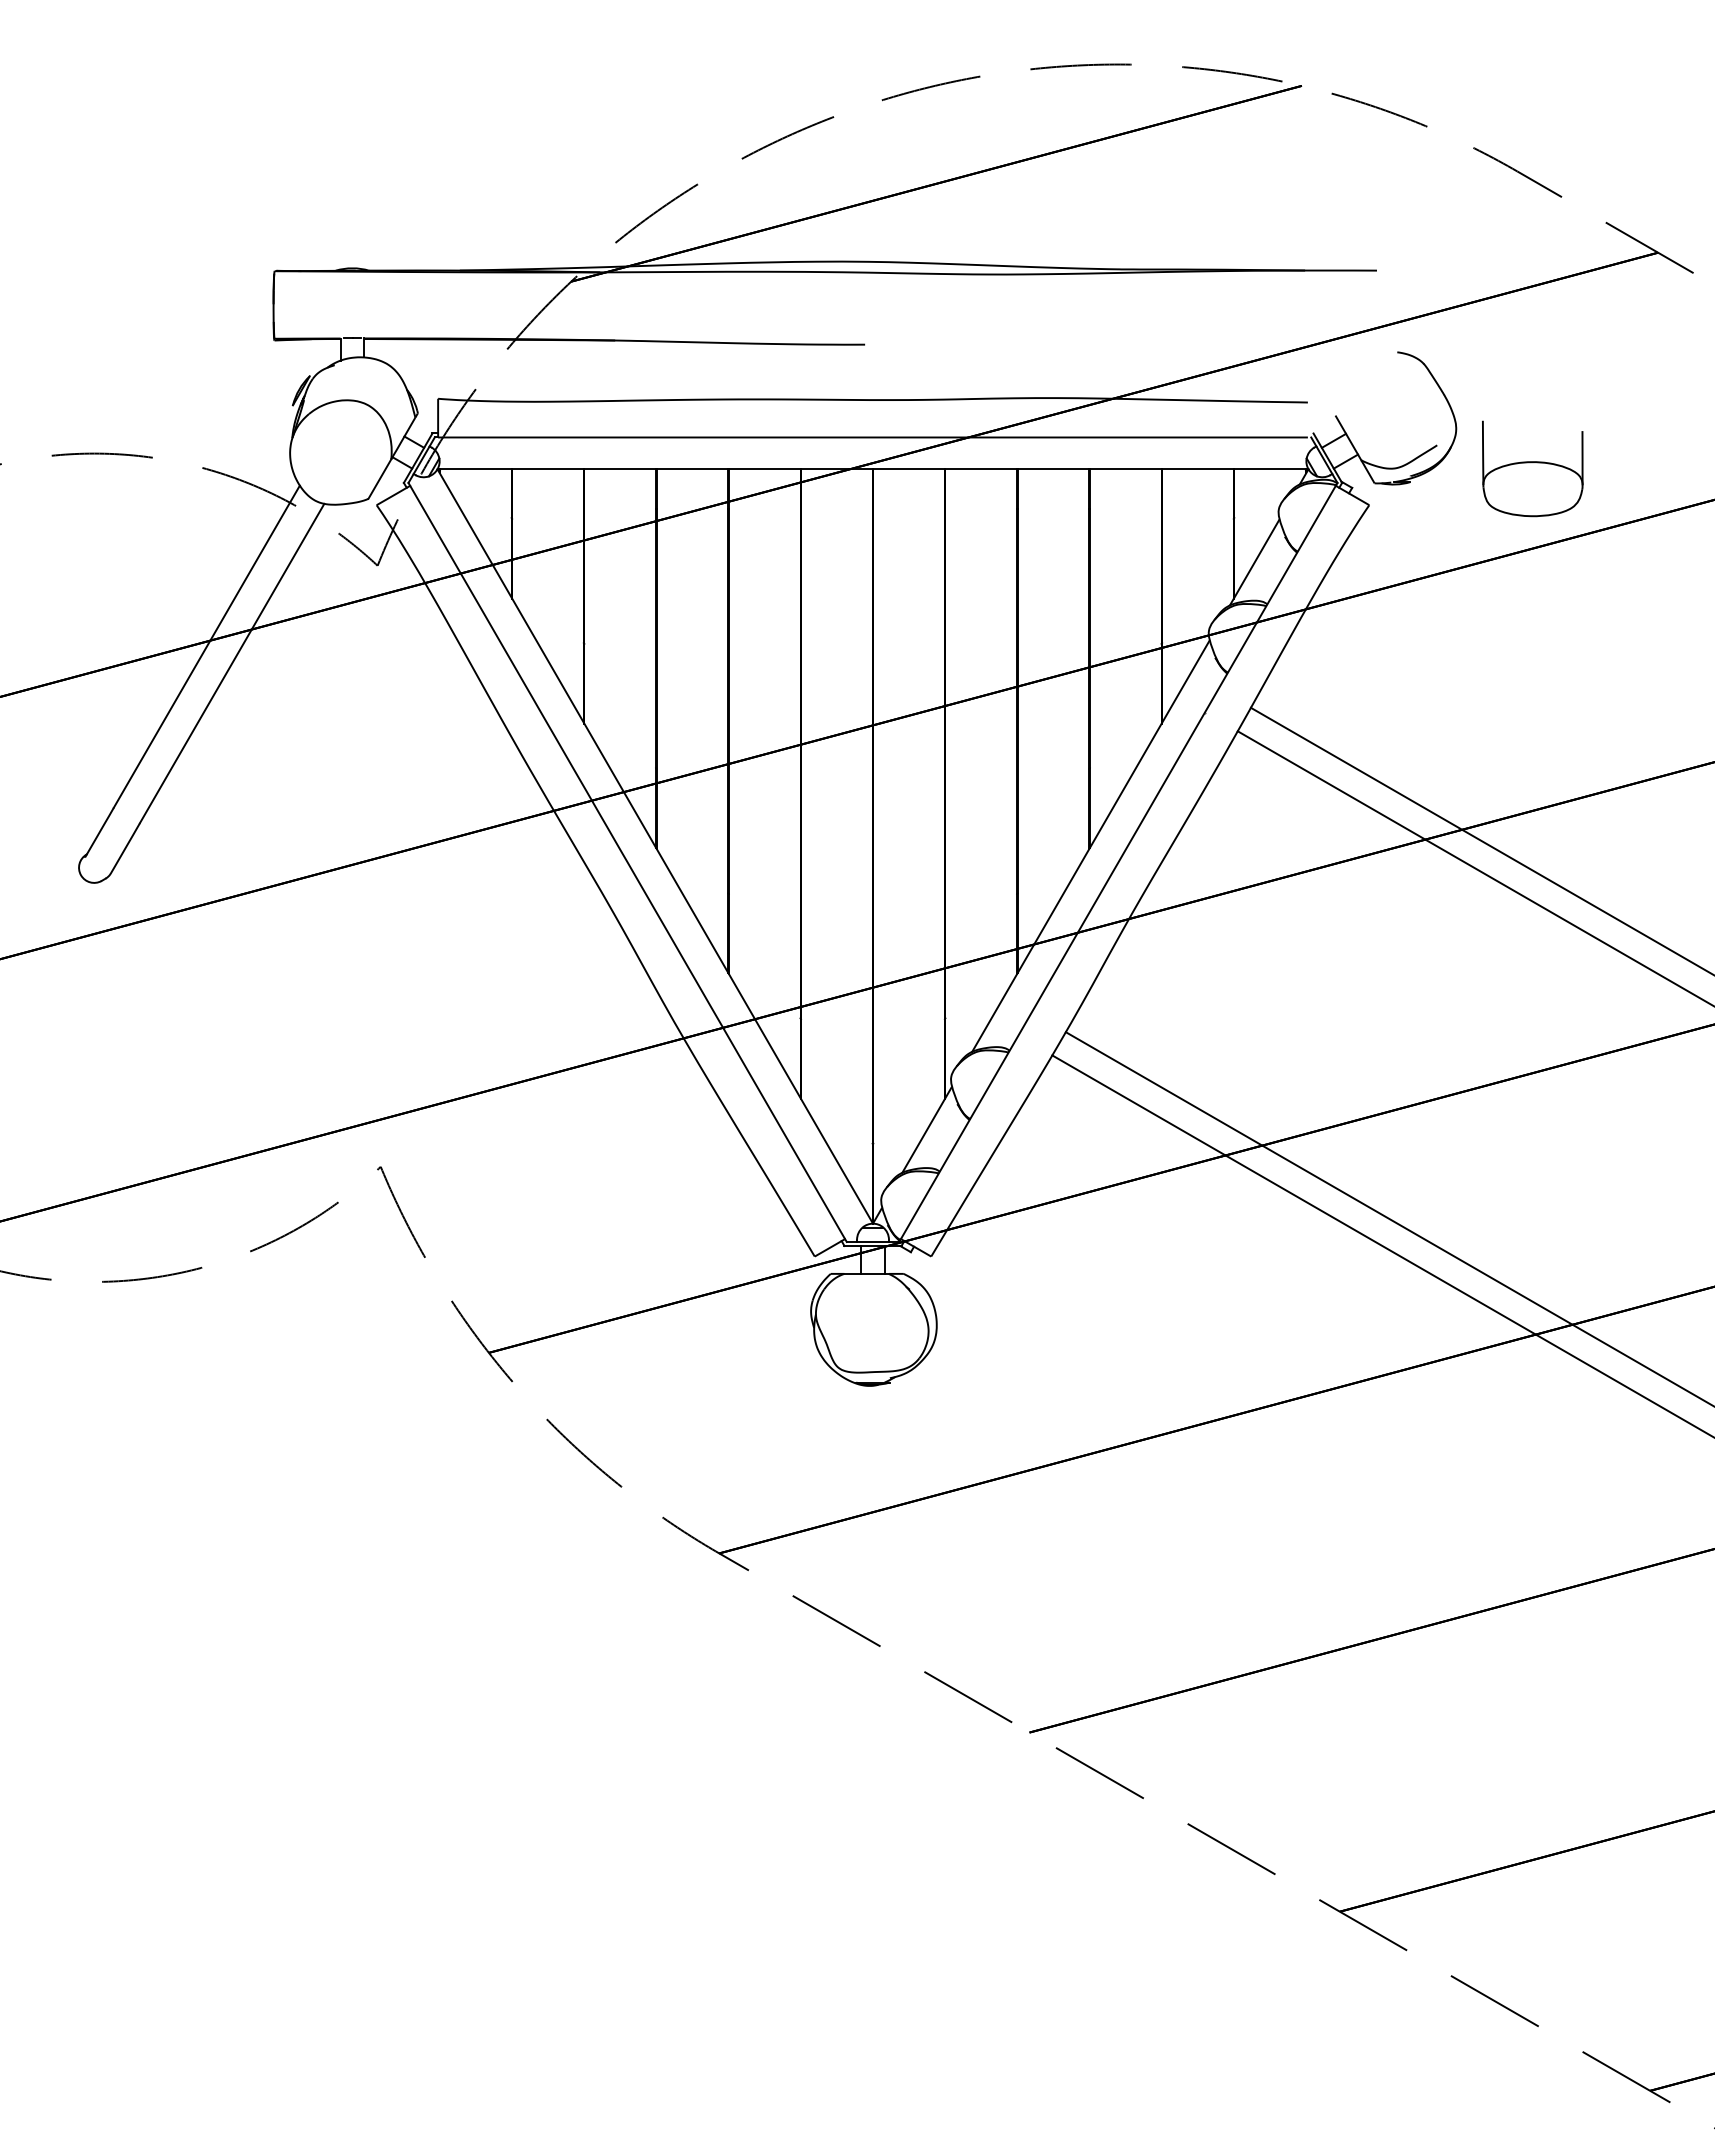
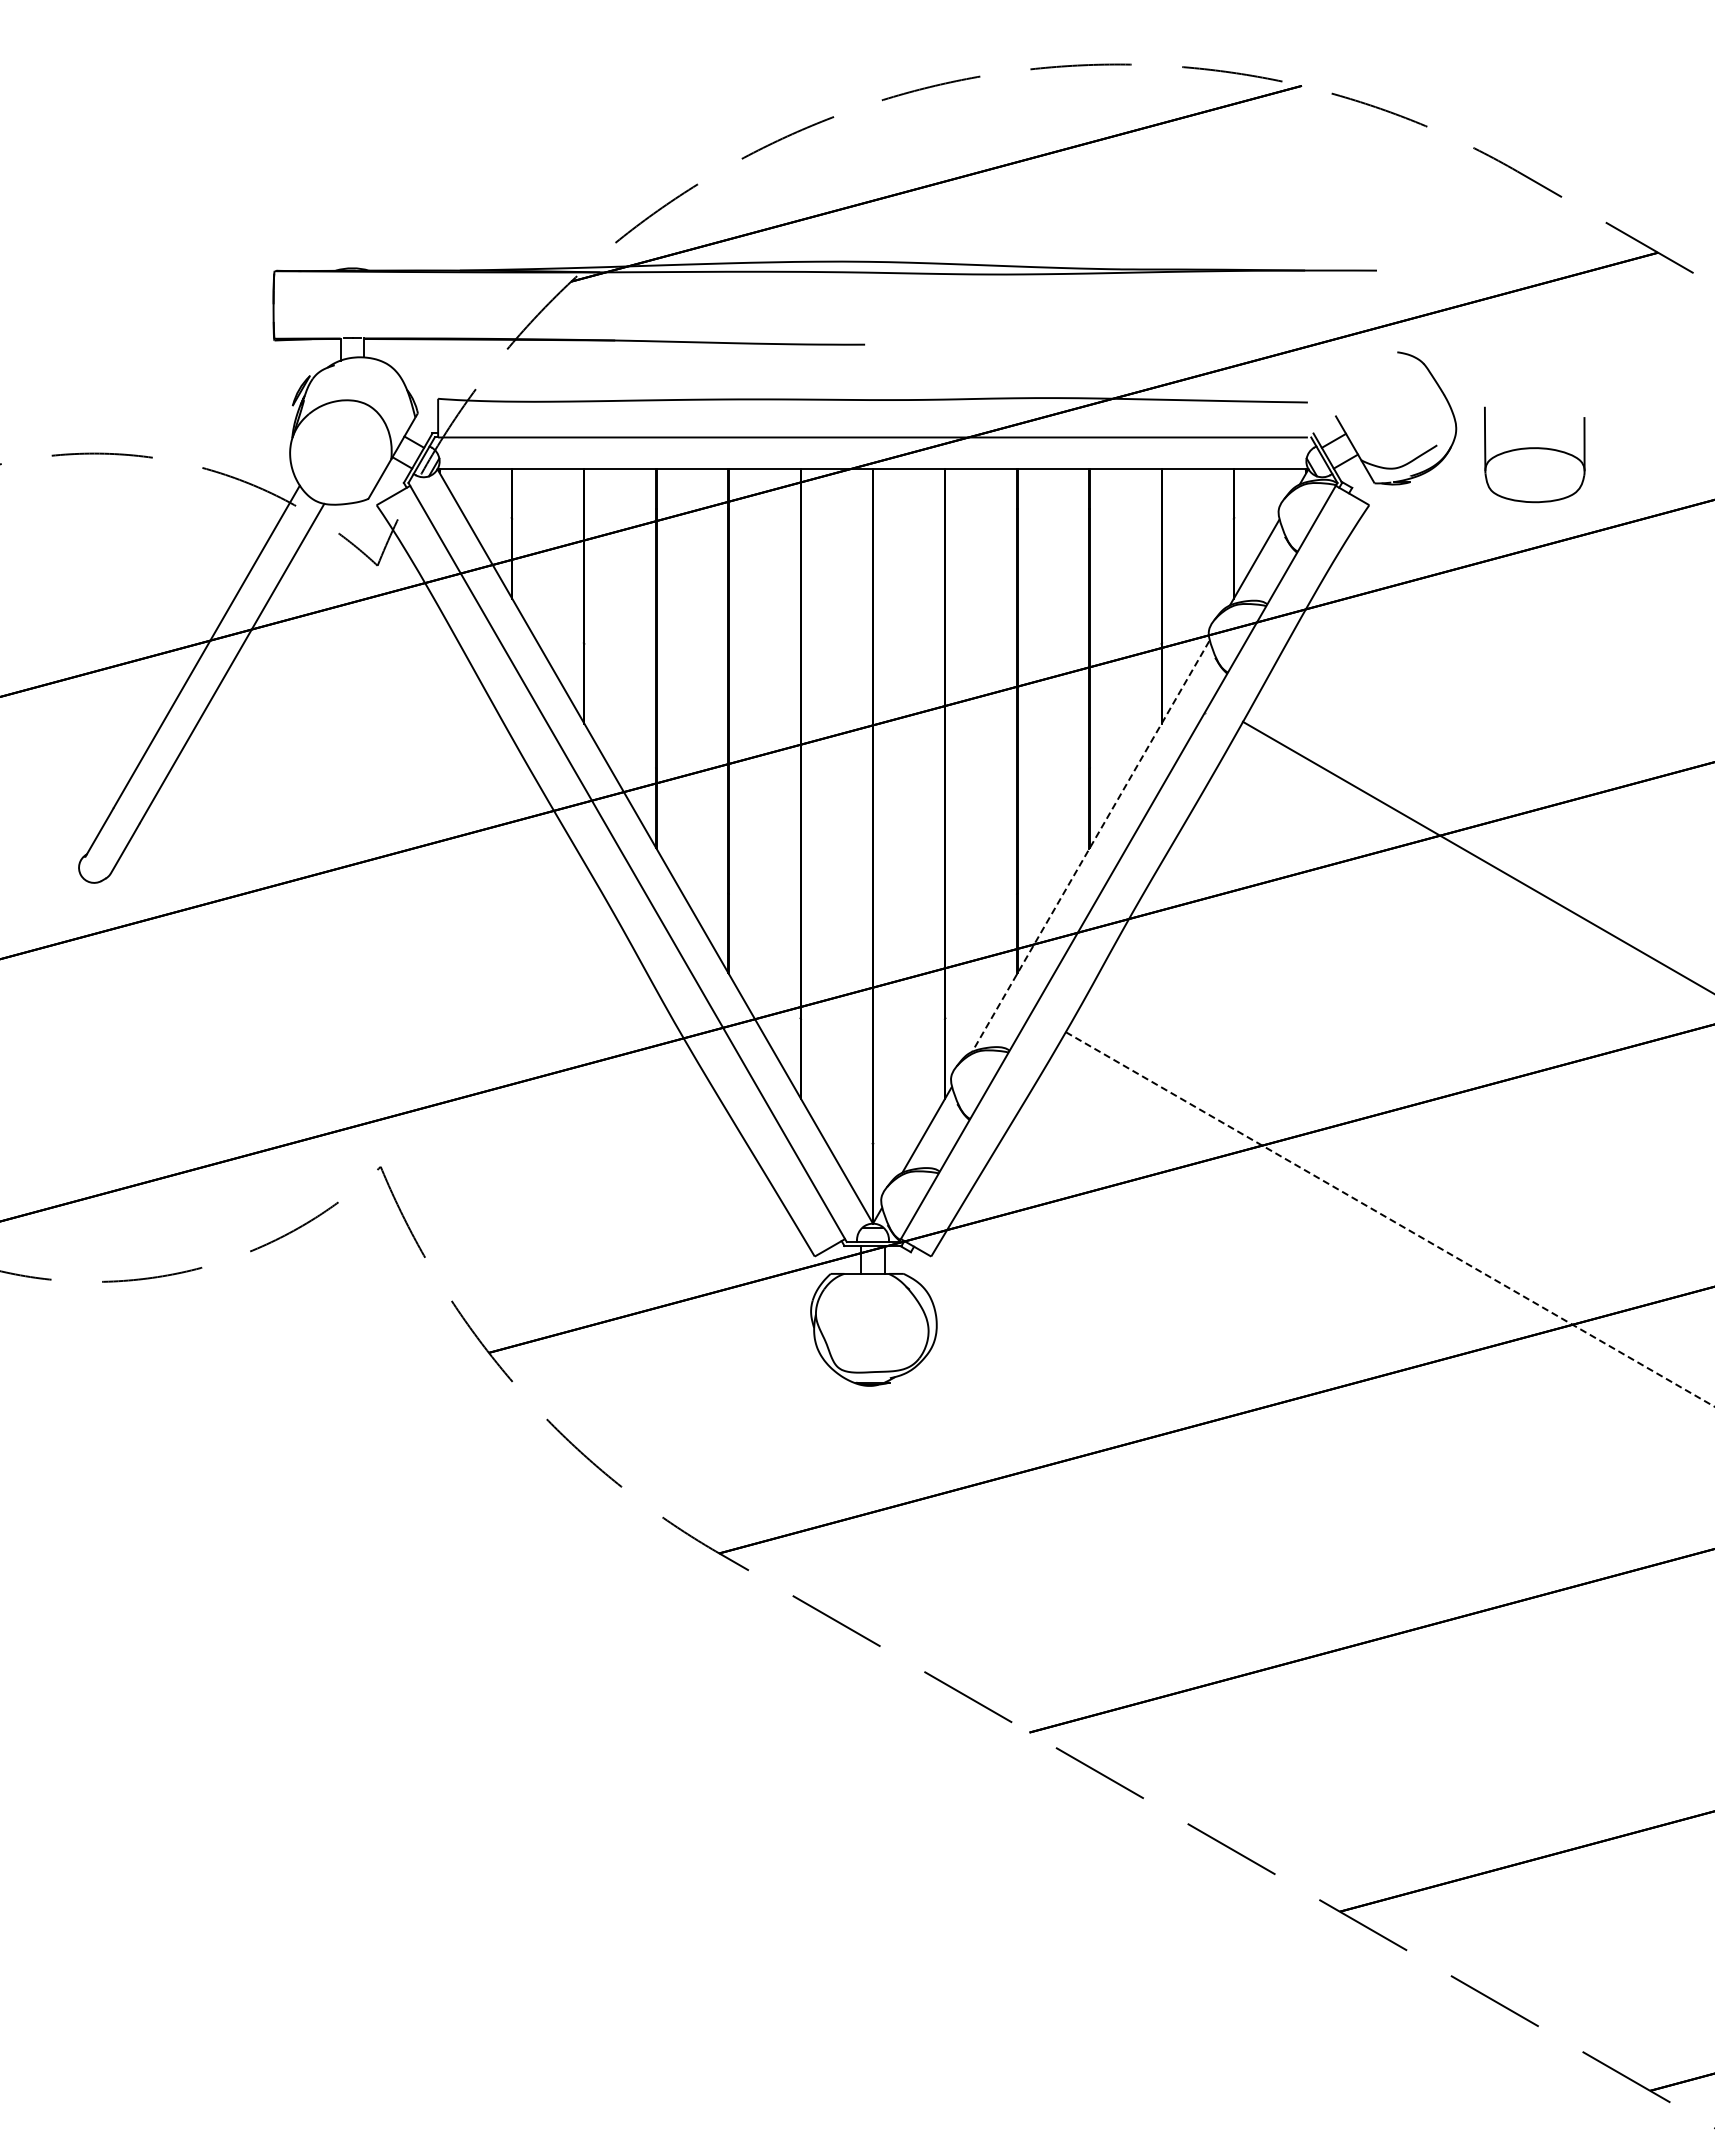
part position: (1532, 468) -> (1534, 454) (1534, 454)
line position: (1480, 840) -> (1476, 856) (1476, 856)
line: solid -> dashed (1090, 846)
line: present -> none (1474, 867)
line: solid -> dashed (1390, 1219)
line: present -> none (1381, 1245)
